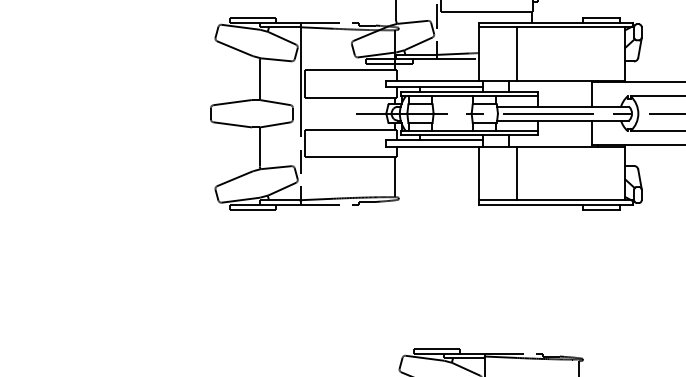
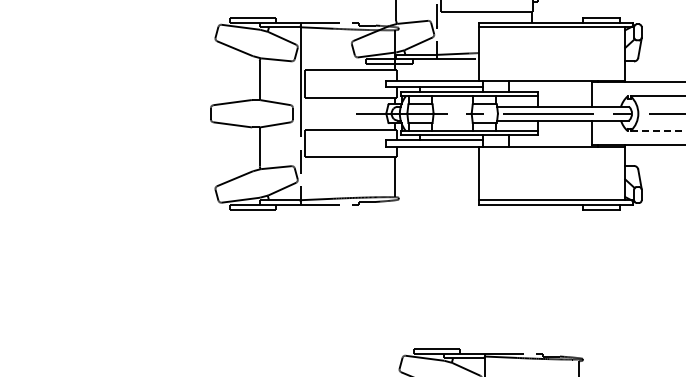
line: present -> none (517, 53)
line: solid -> dashed (658, 130)
line: present -> none (517, 173)
